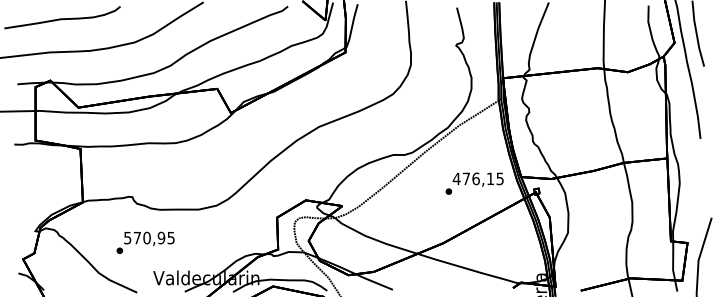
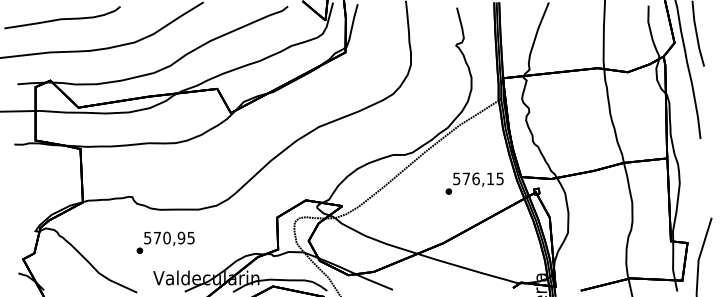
text: 476,15 -> 576,15 (456, 178)
text position: (145, 242) -> (165, 242) (165, 242)
